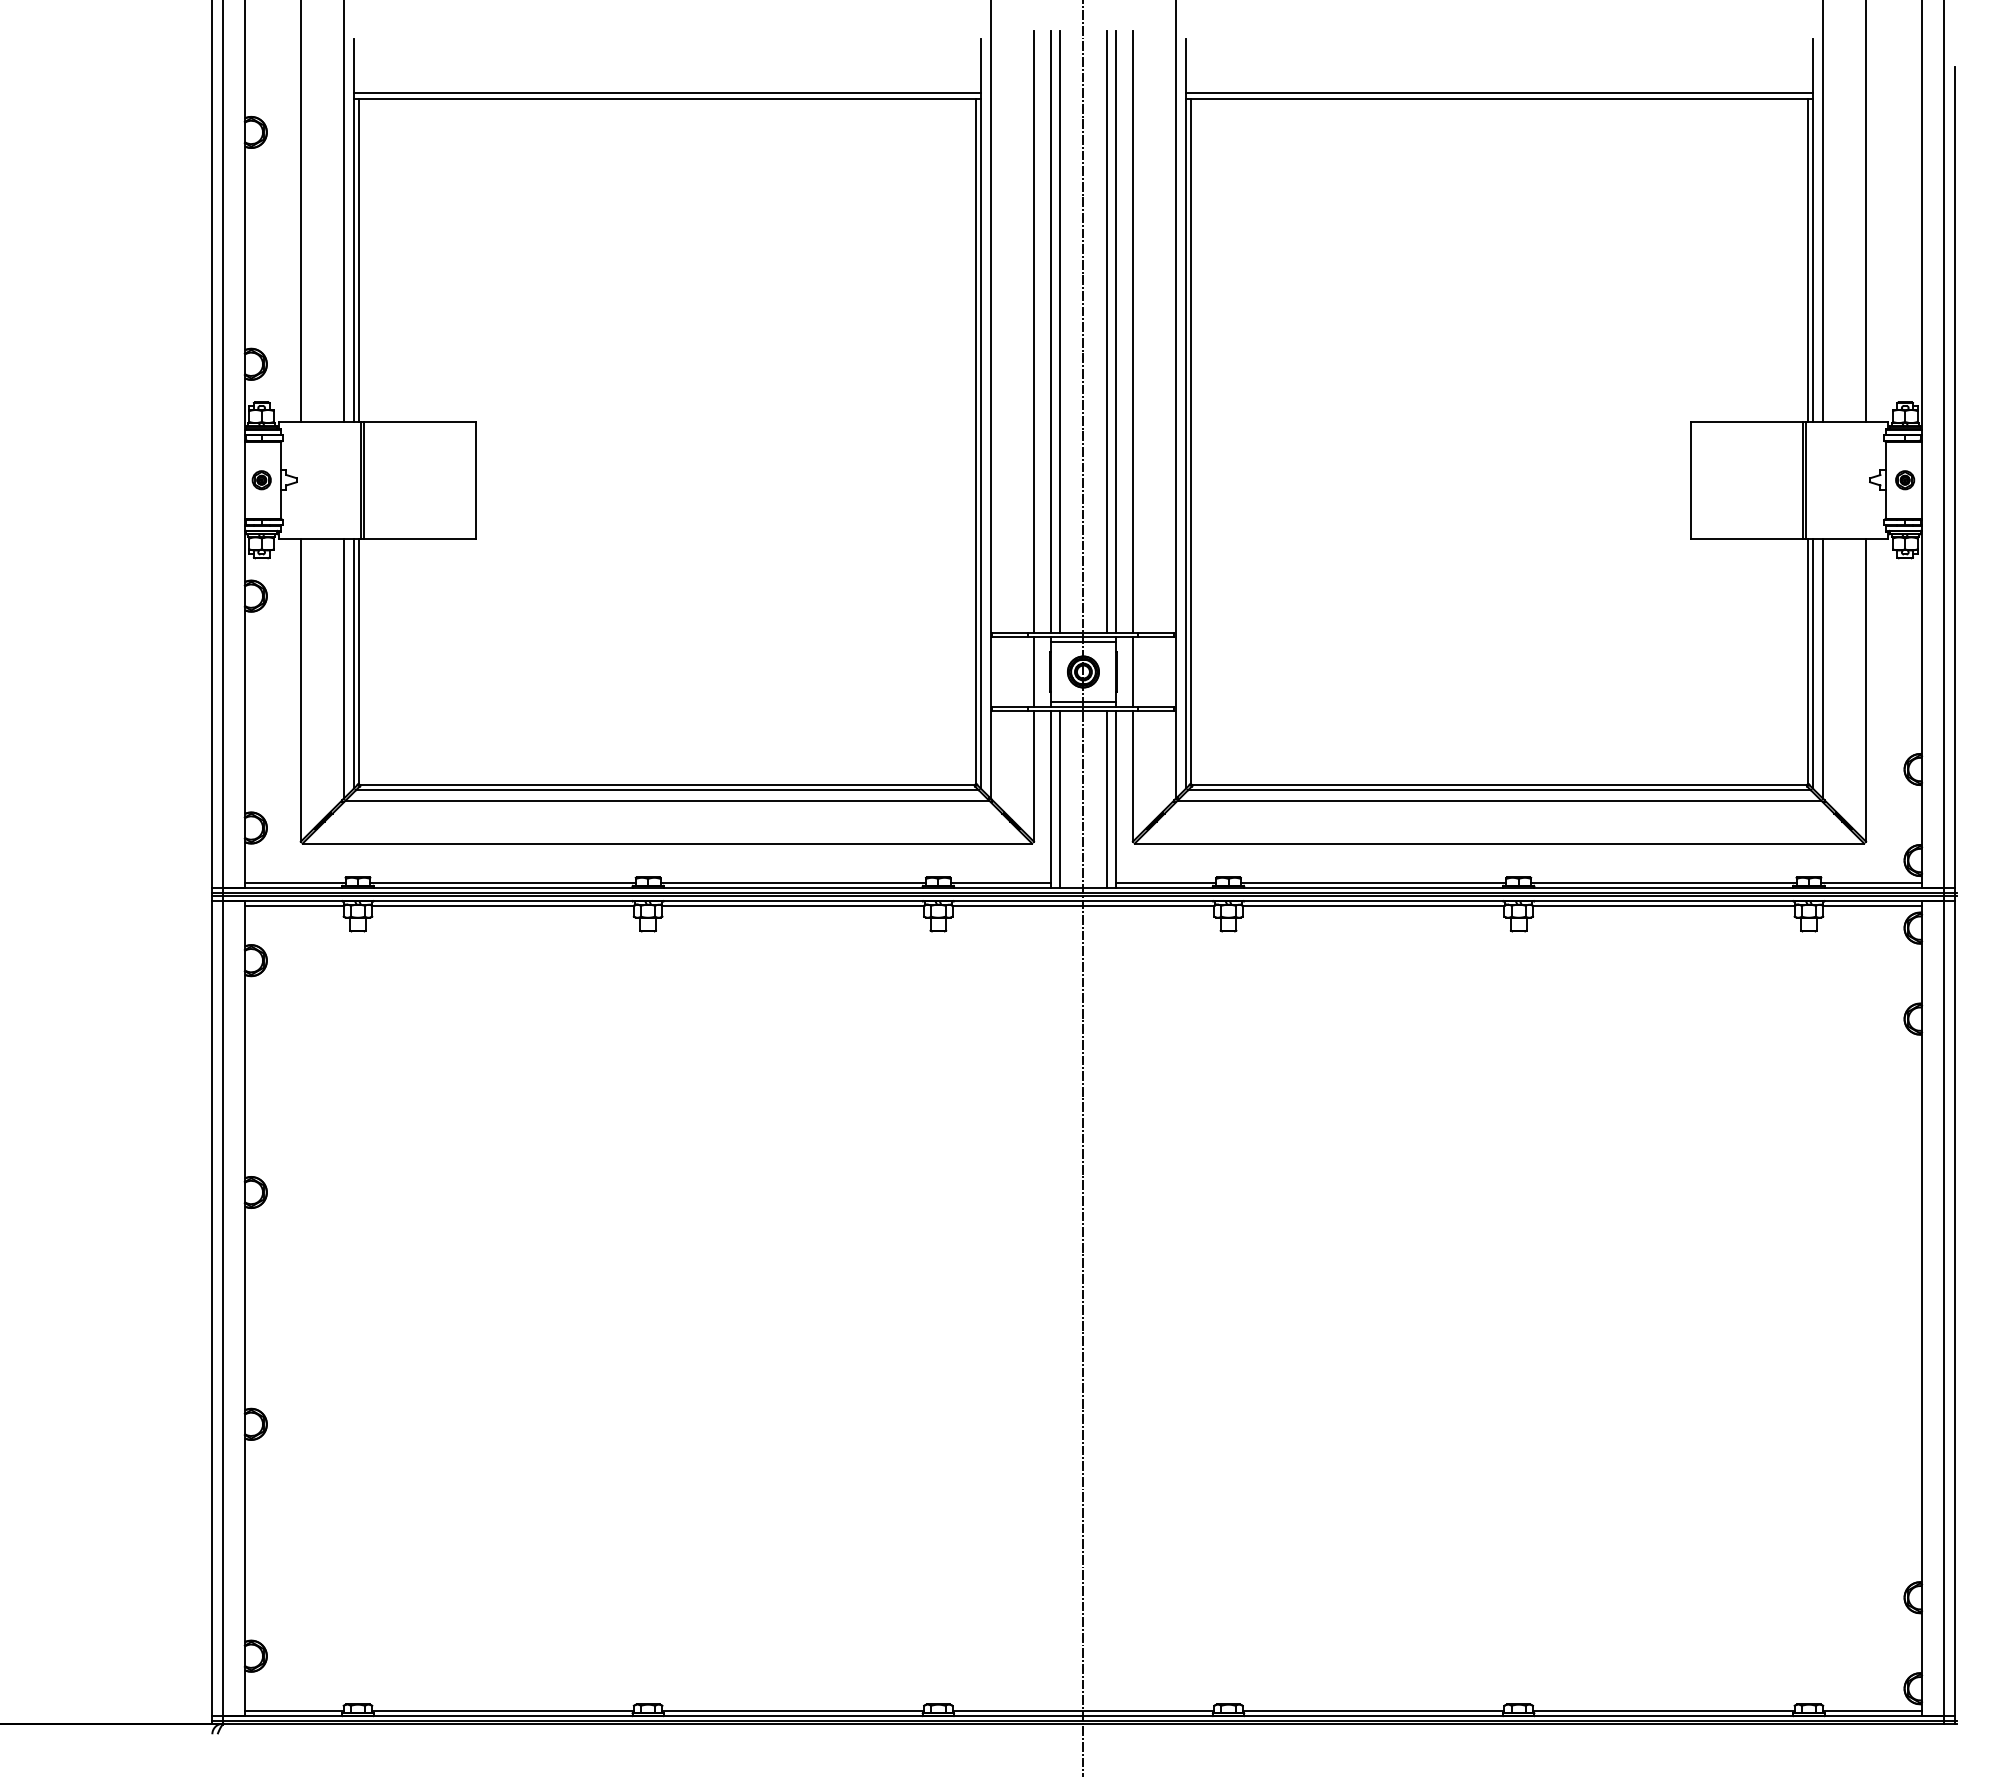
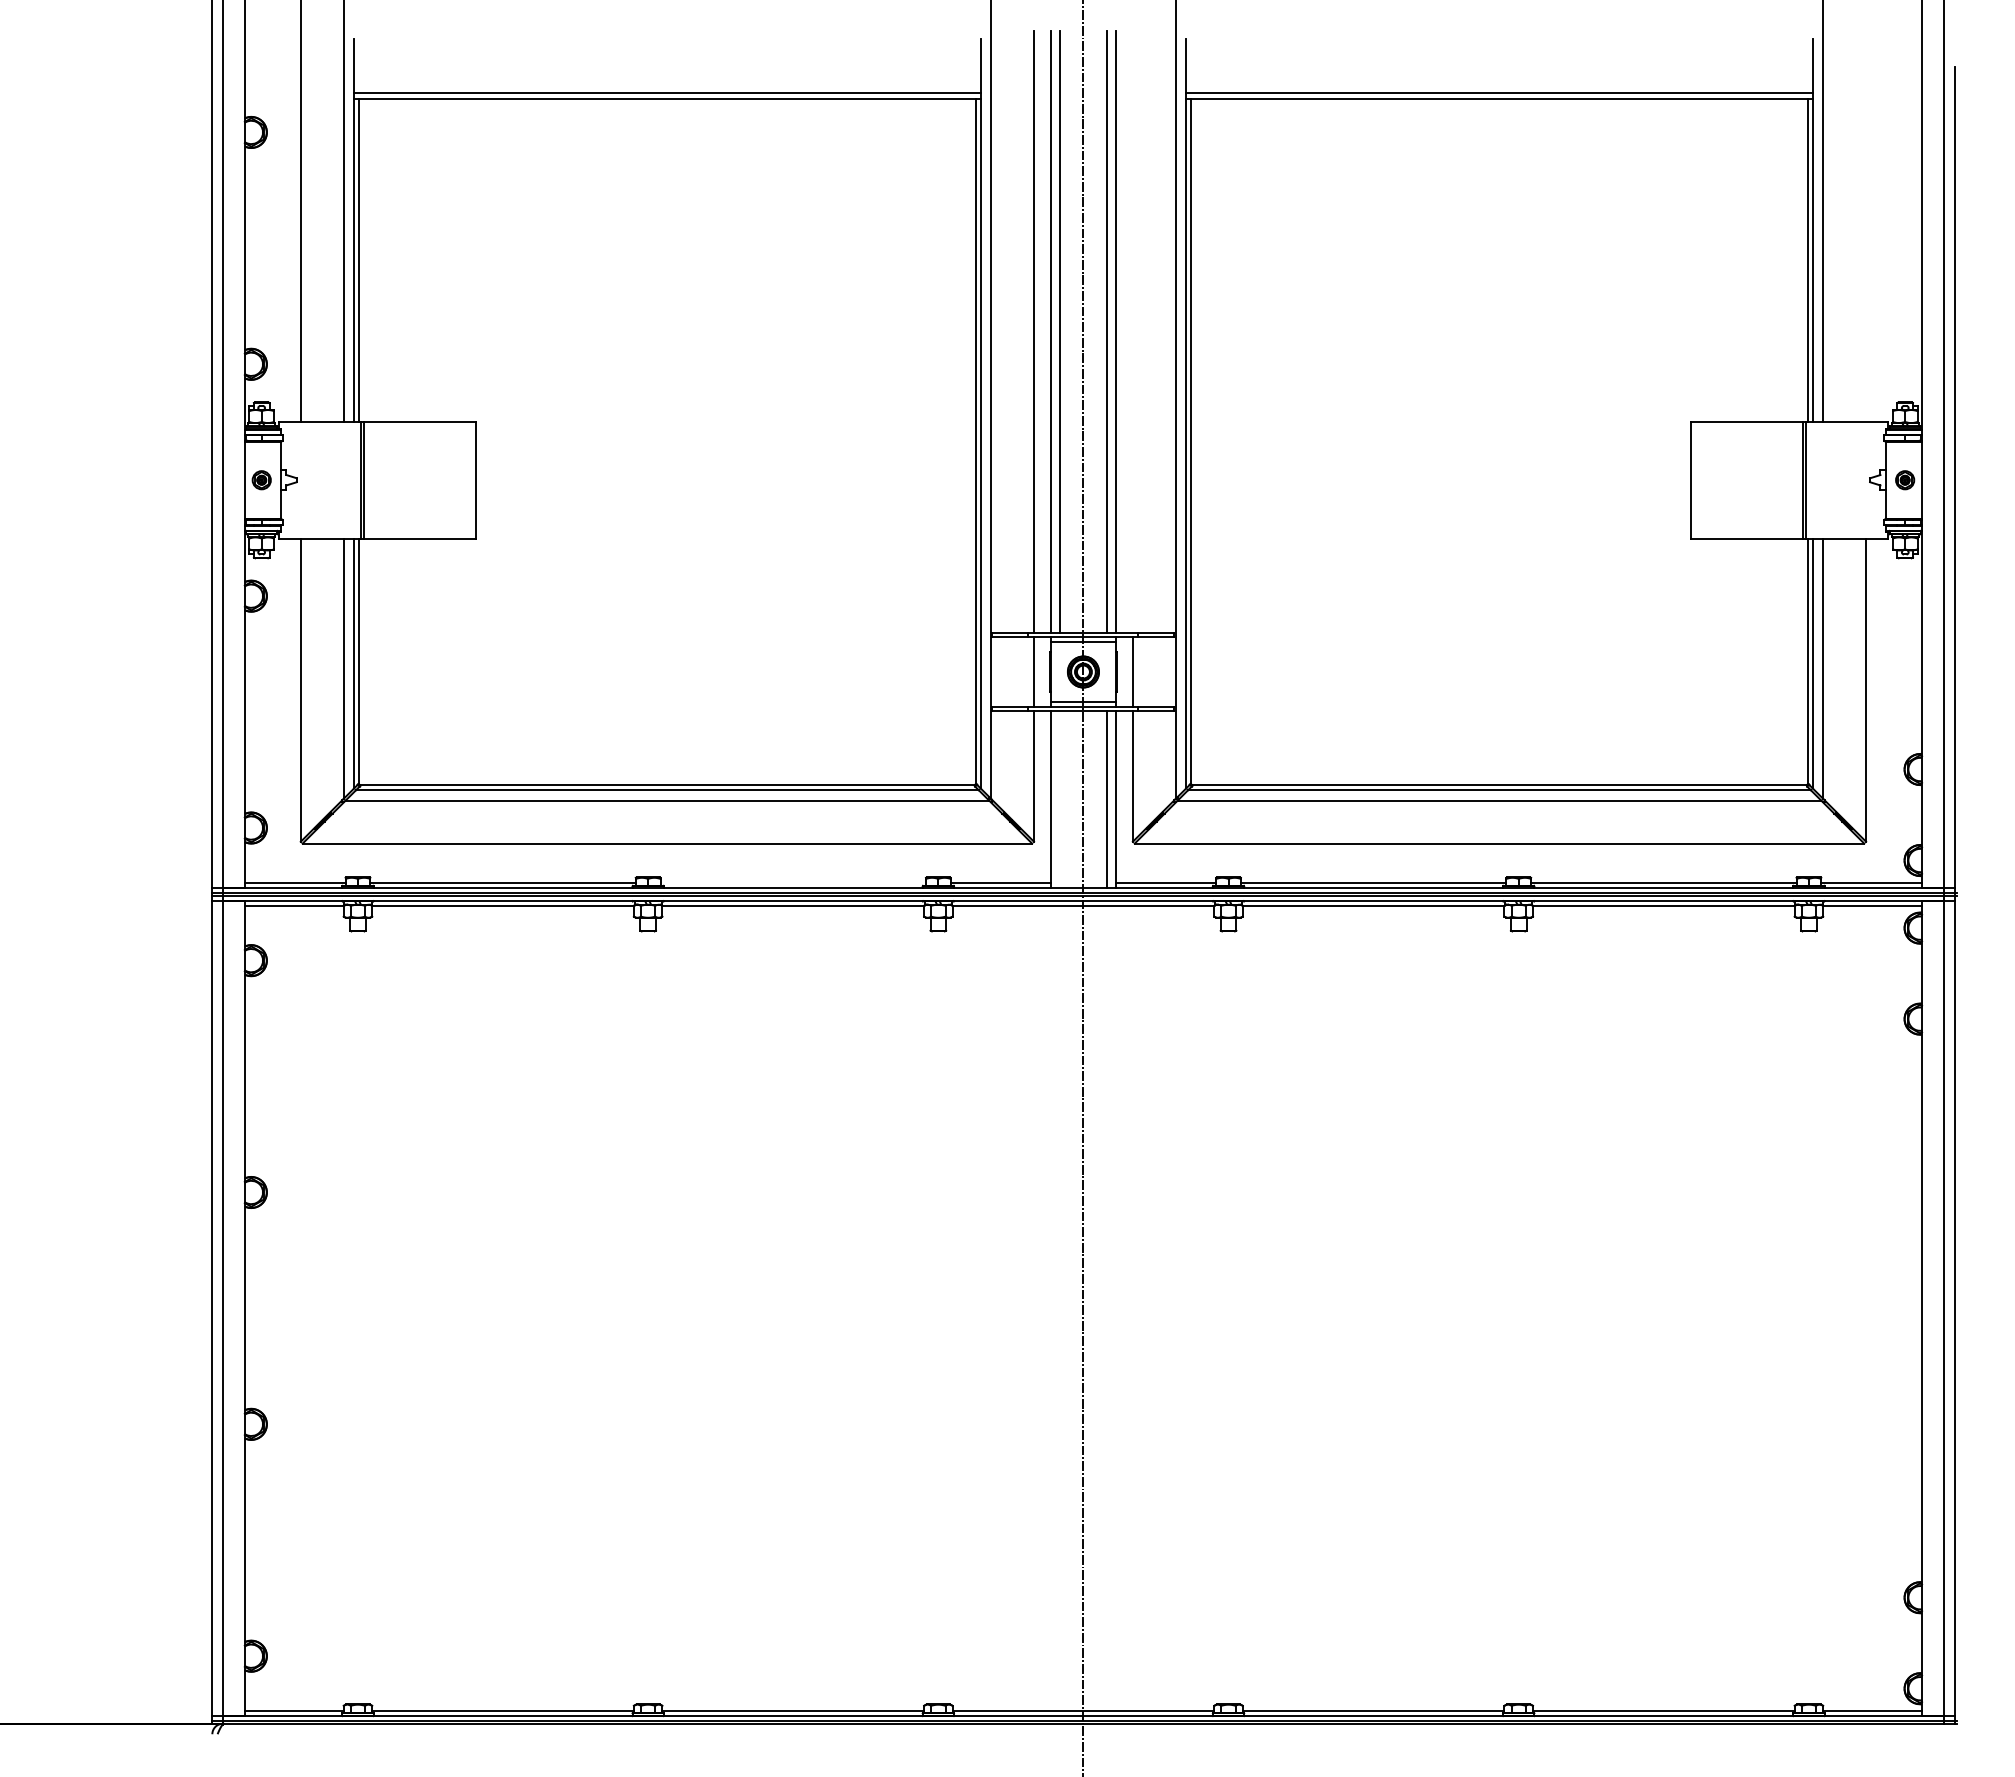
line: present -> none (1866, 211)
line: present -> none (1132, 332)
line: present -> none (1060, 799)
line: present -> none (793, 882)
